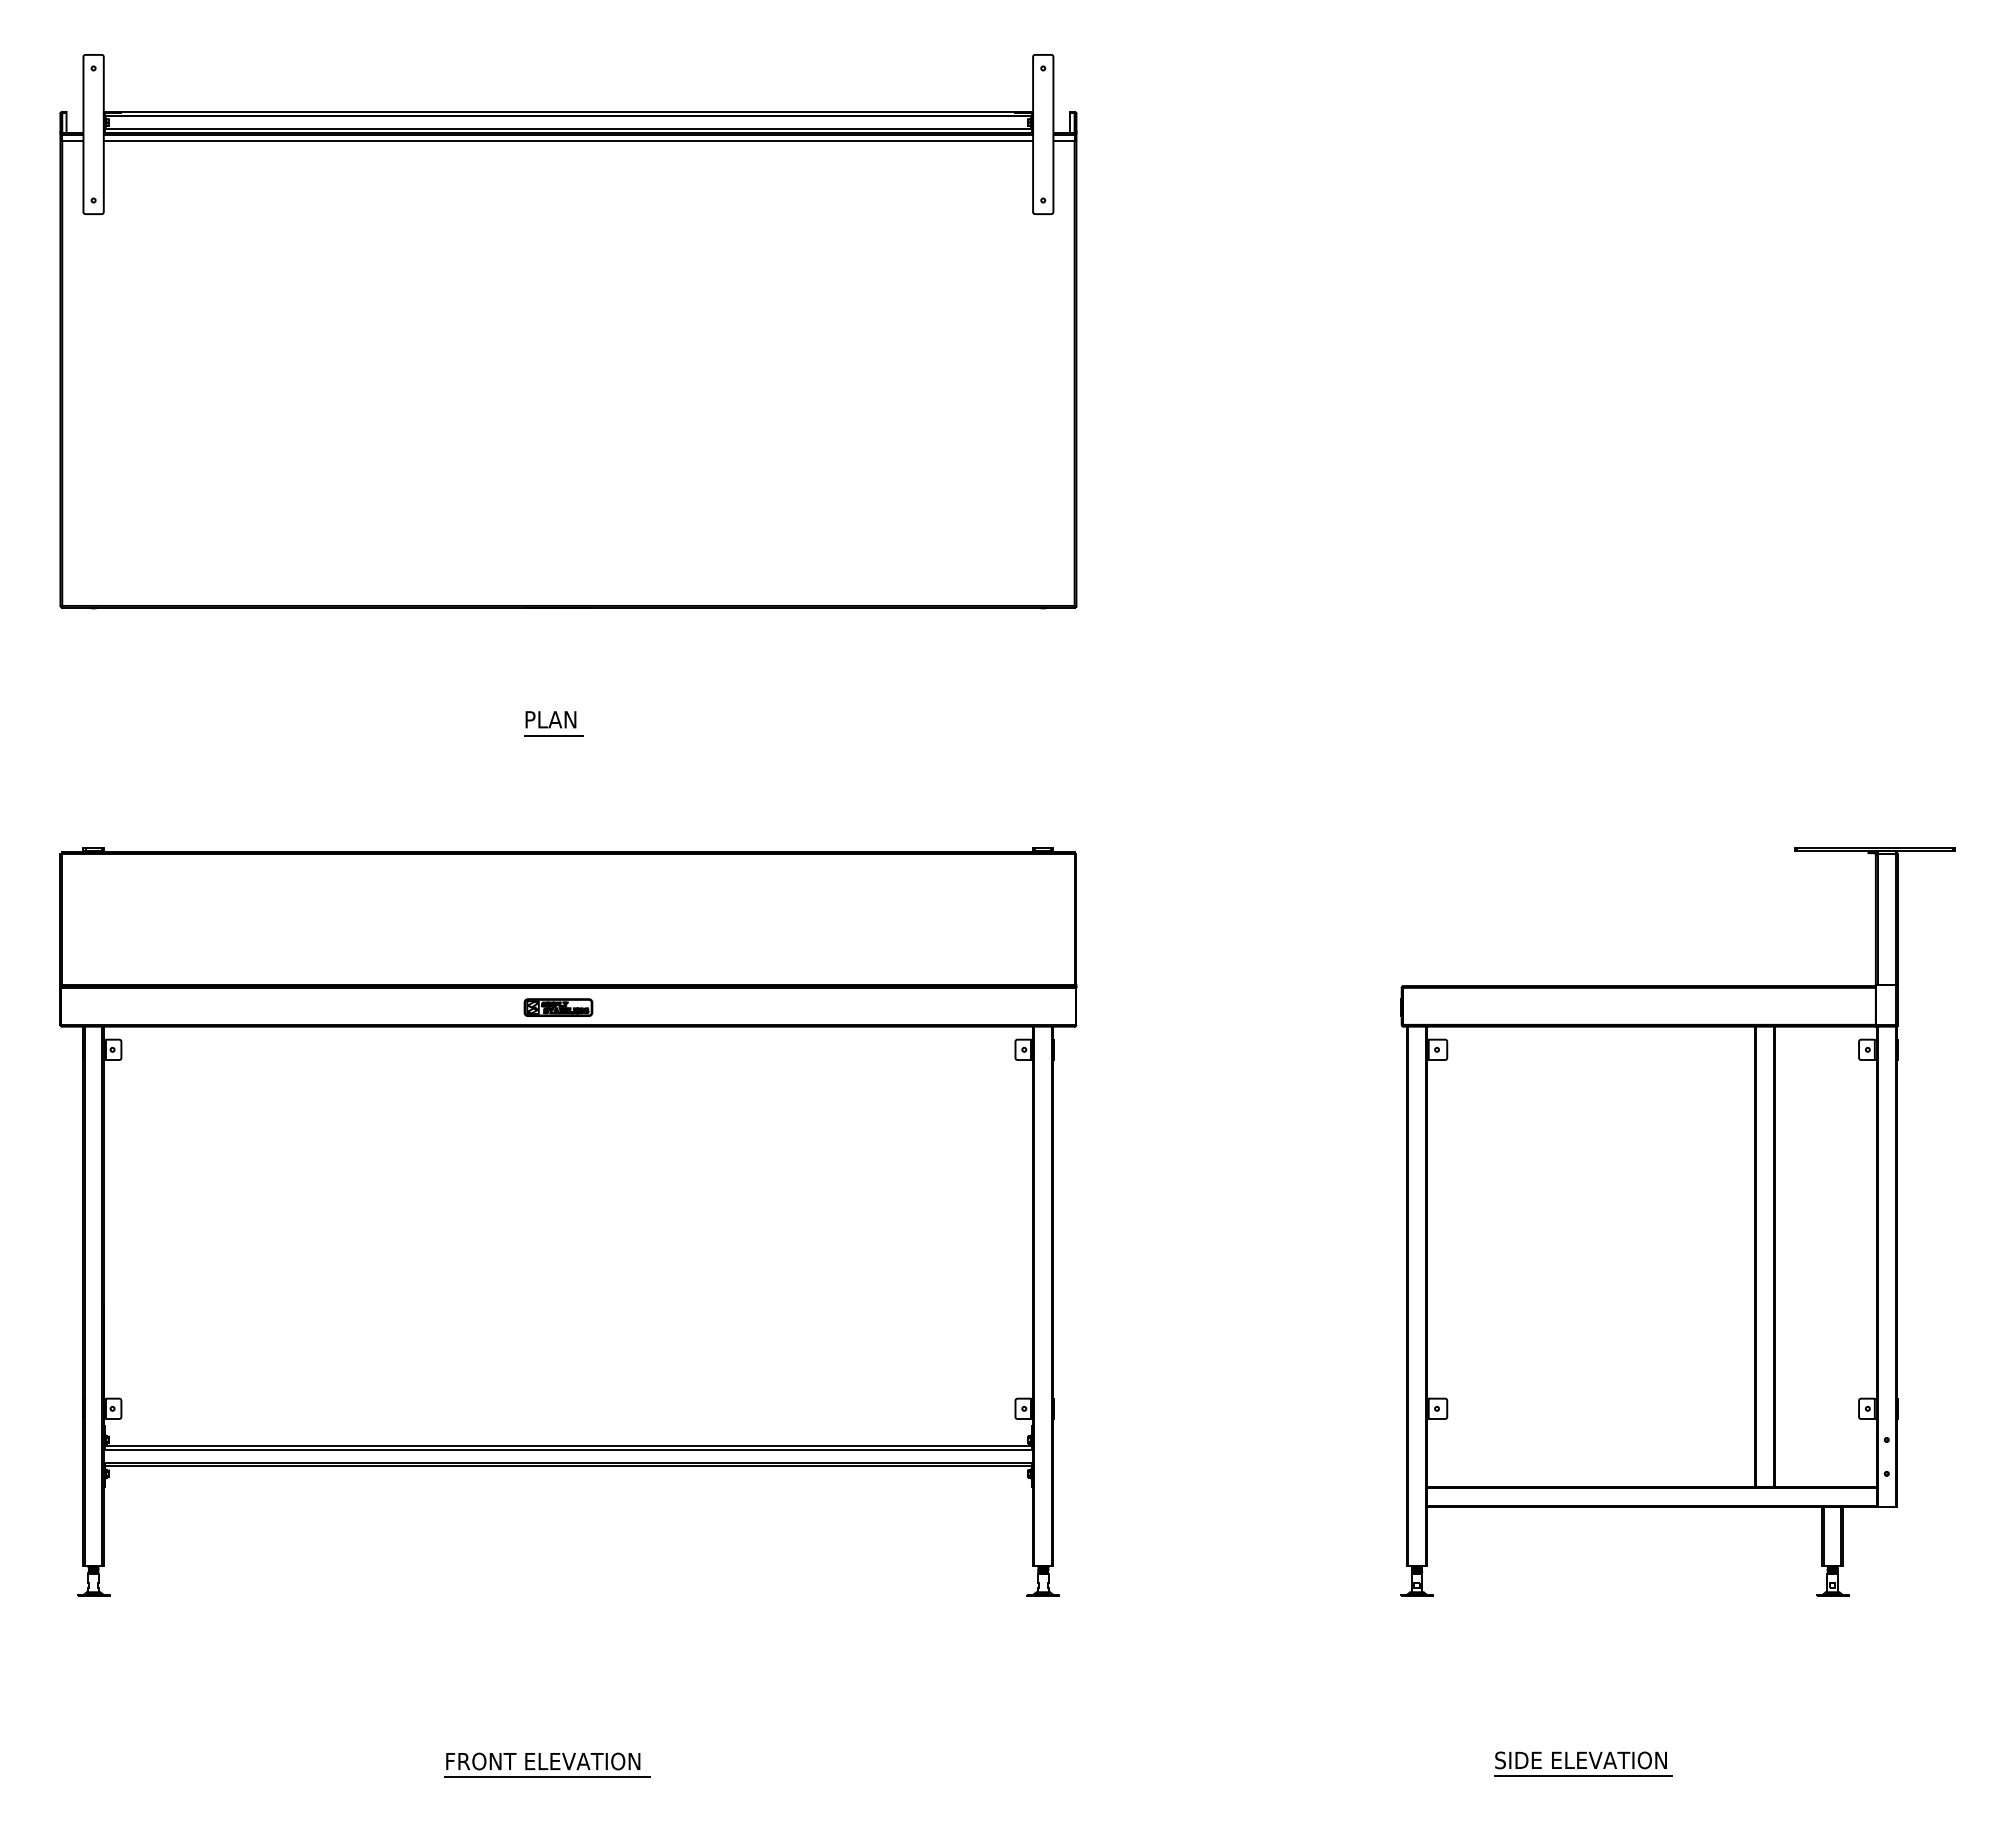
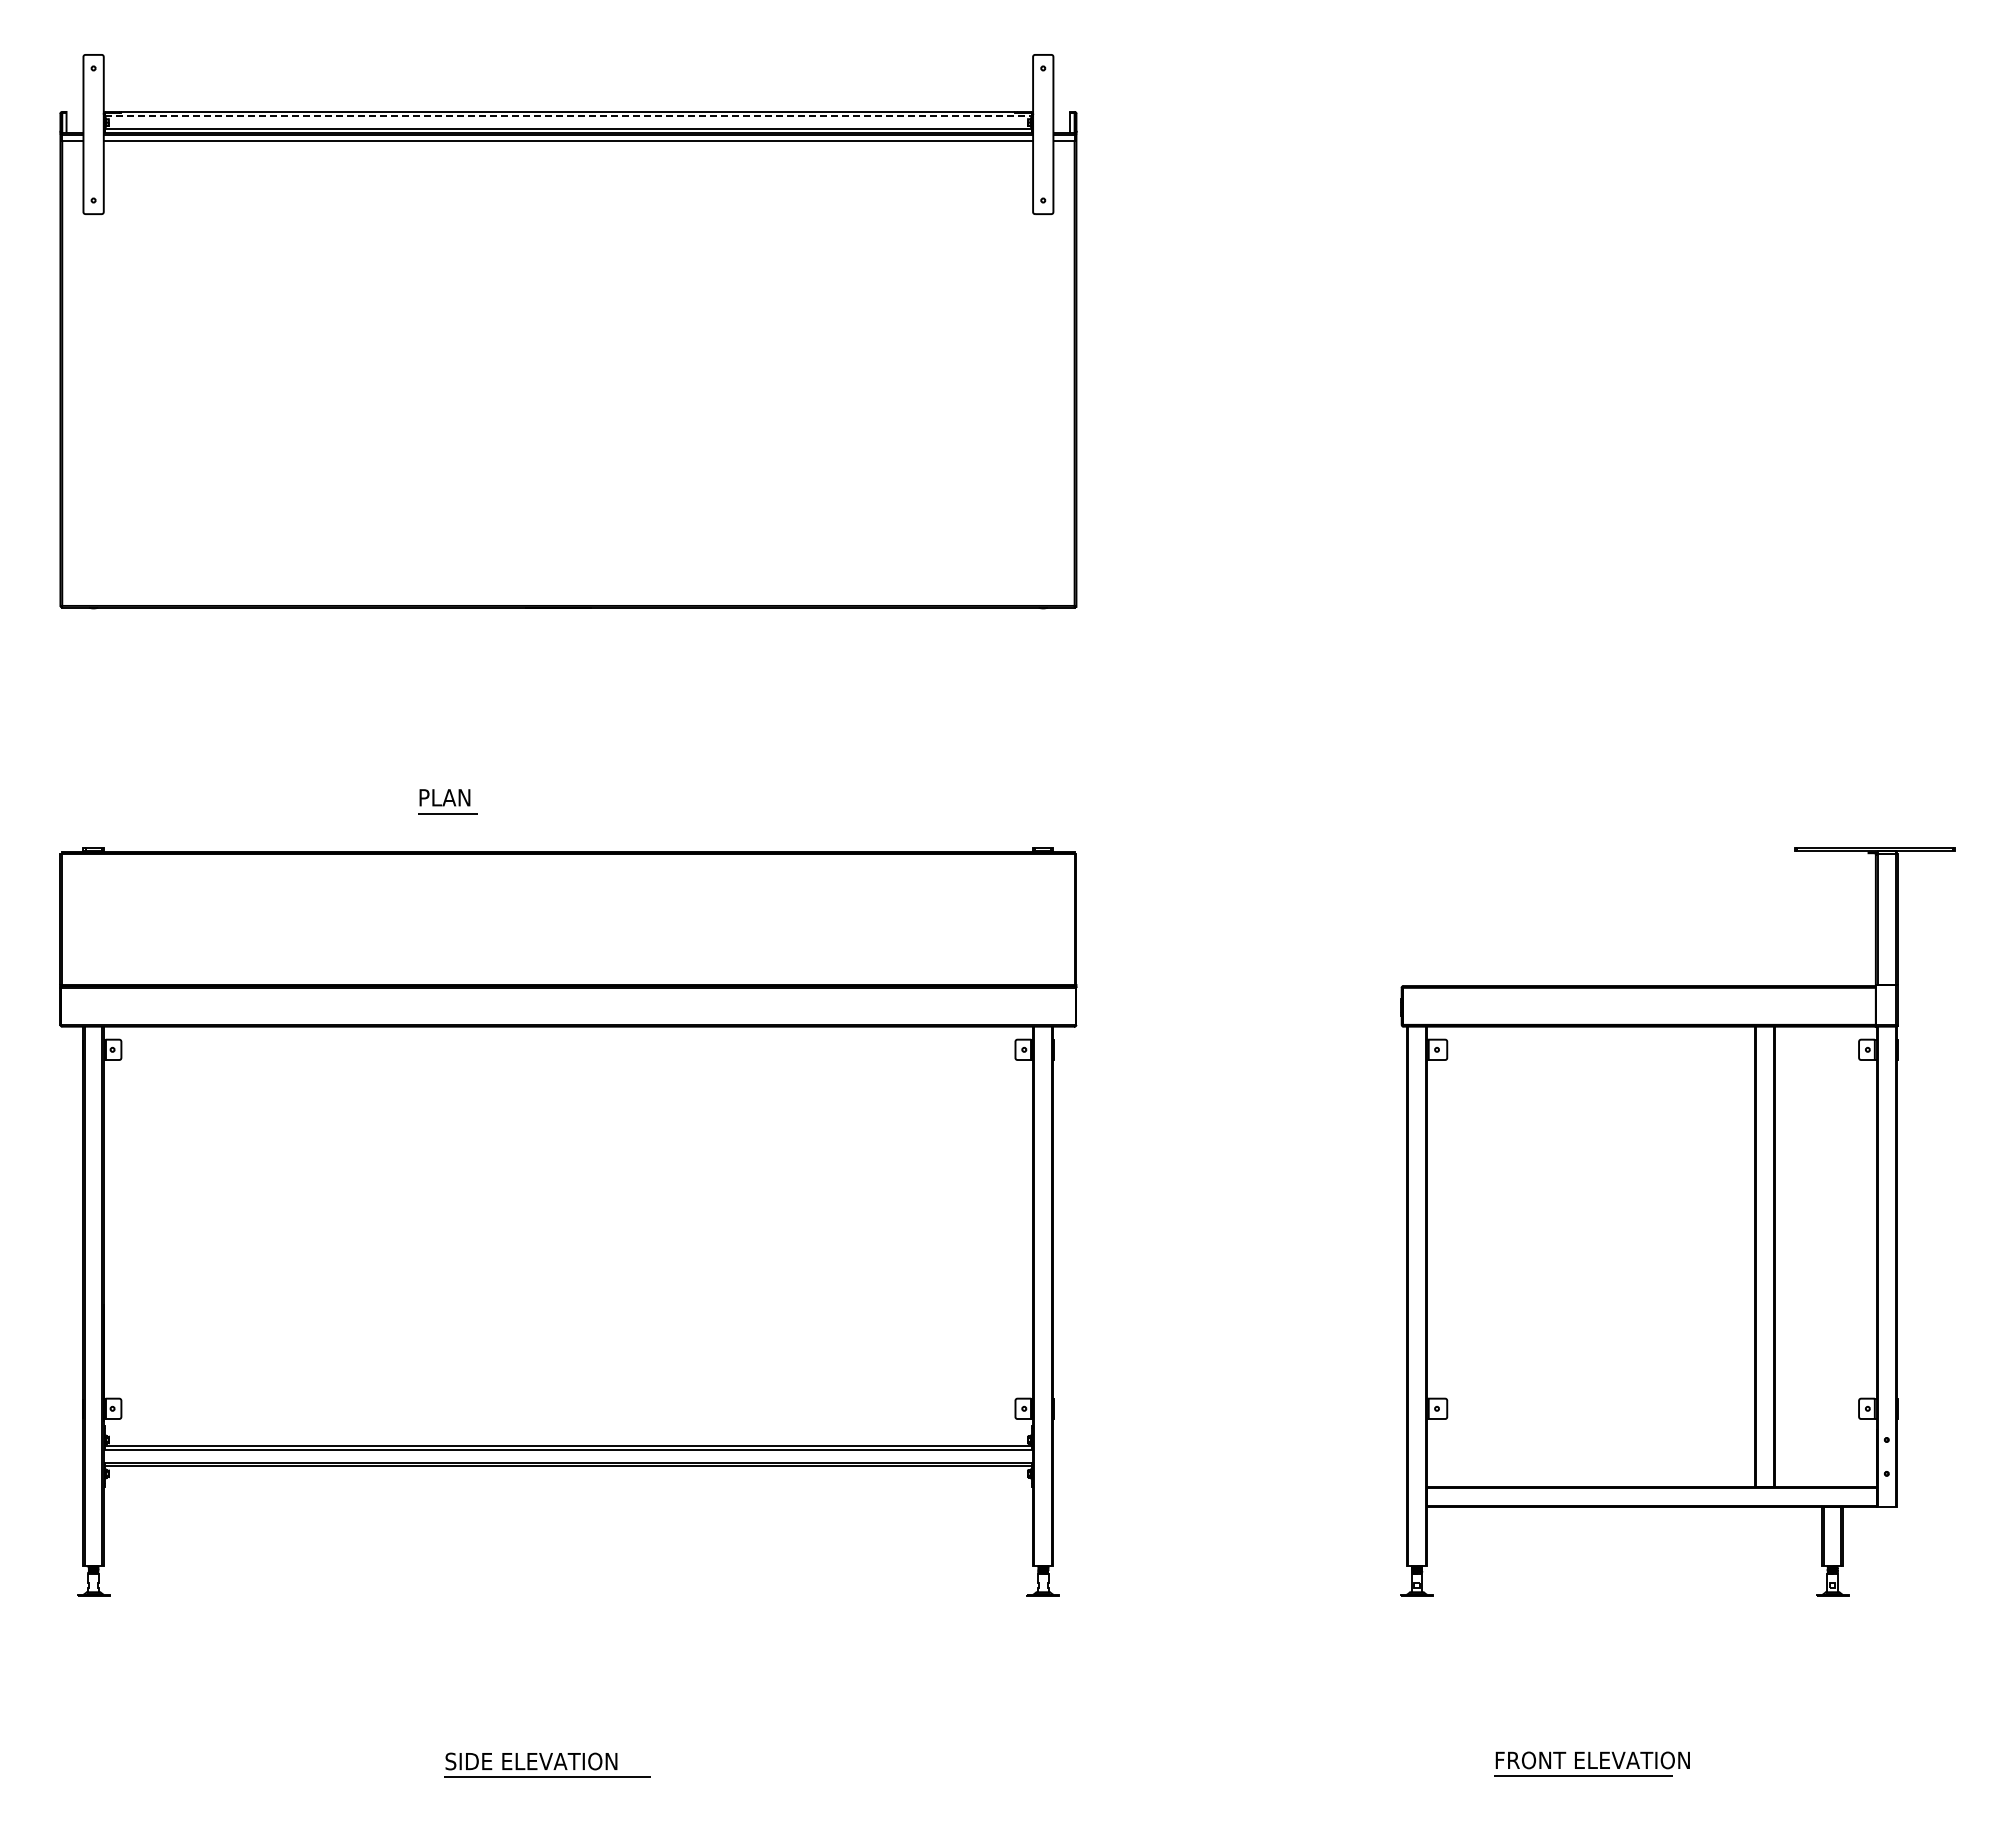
line: solid -> dashed (568, 116)
part position: (553, 723) -> (447, 801) (447, 801)
part: present -> none (558, 1007)
text: SIDE ELEVATION -> FRONT ELEVATION (1592, 1760)
text: FRONT ELEVATION -> SIDE ELEVATION (542, 1761)
